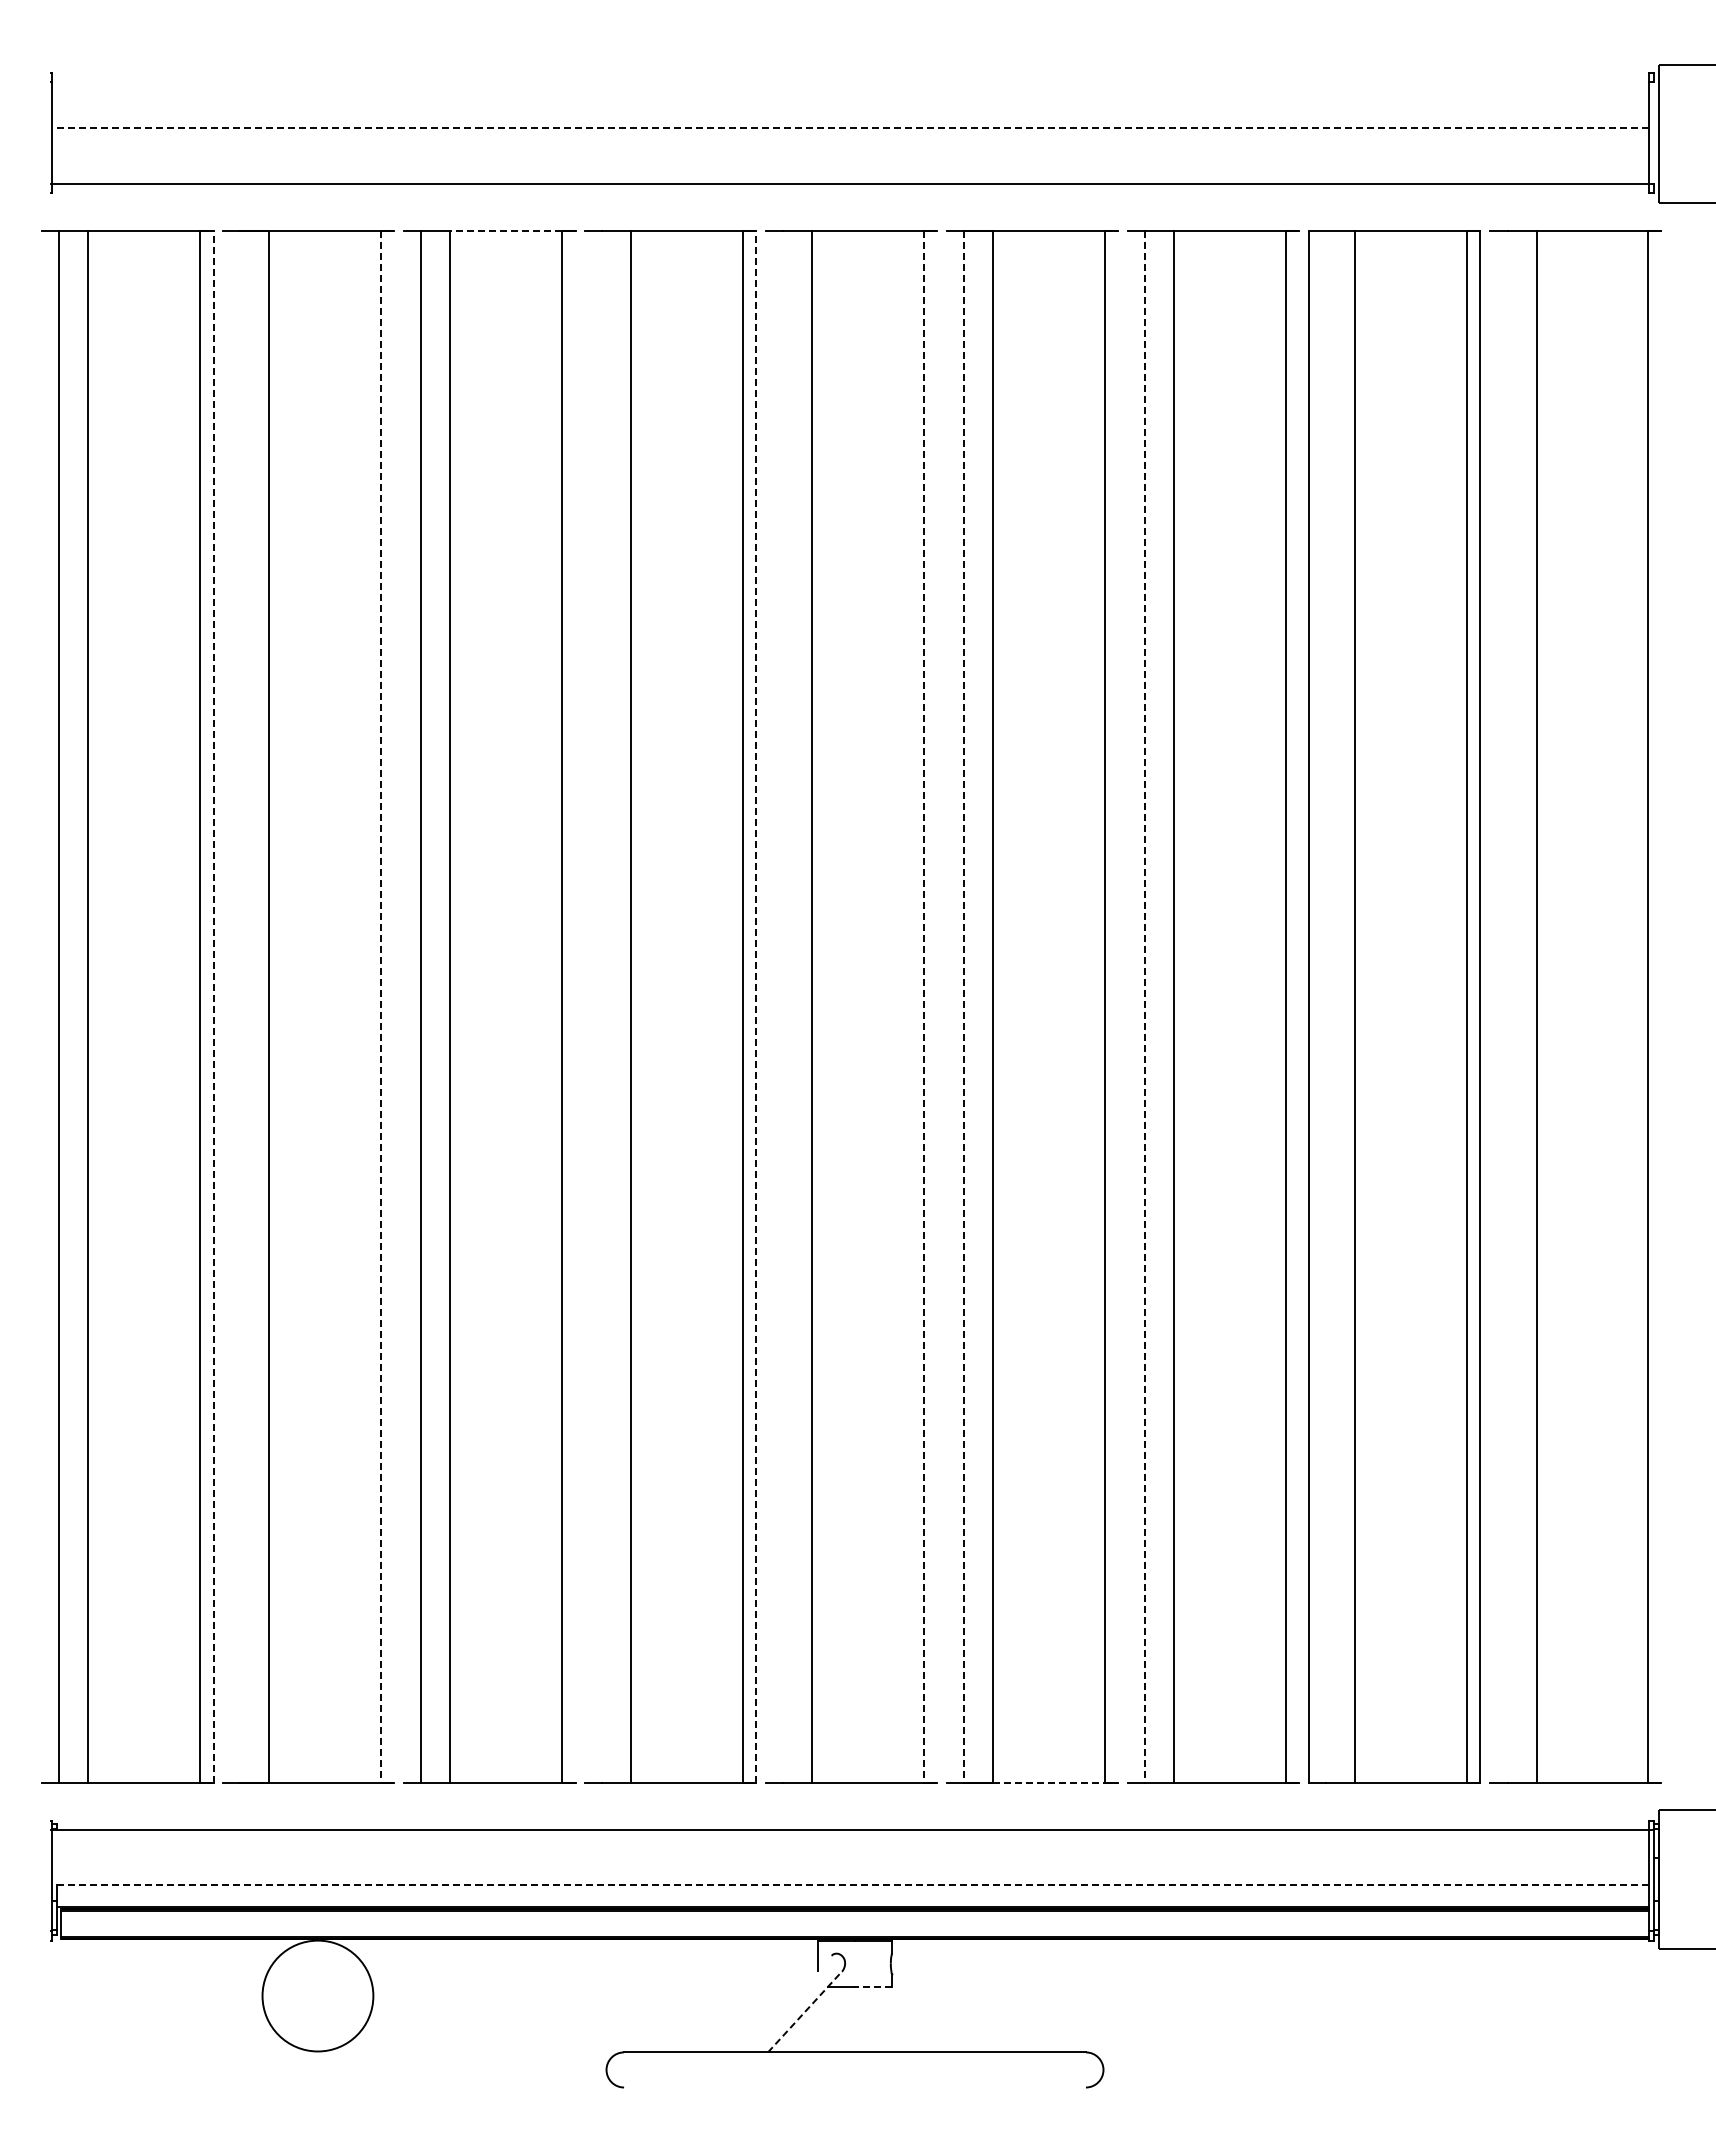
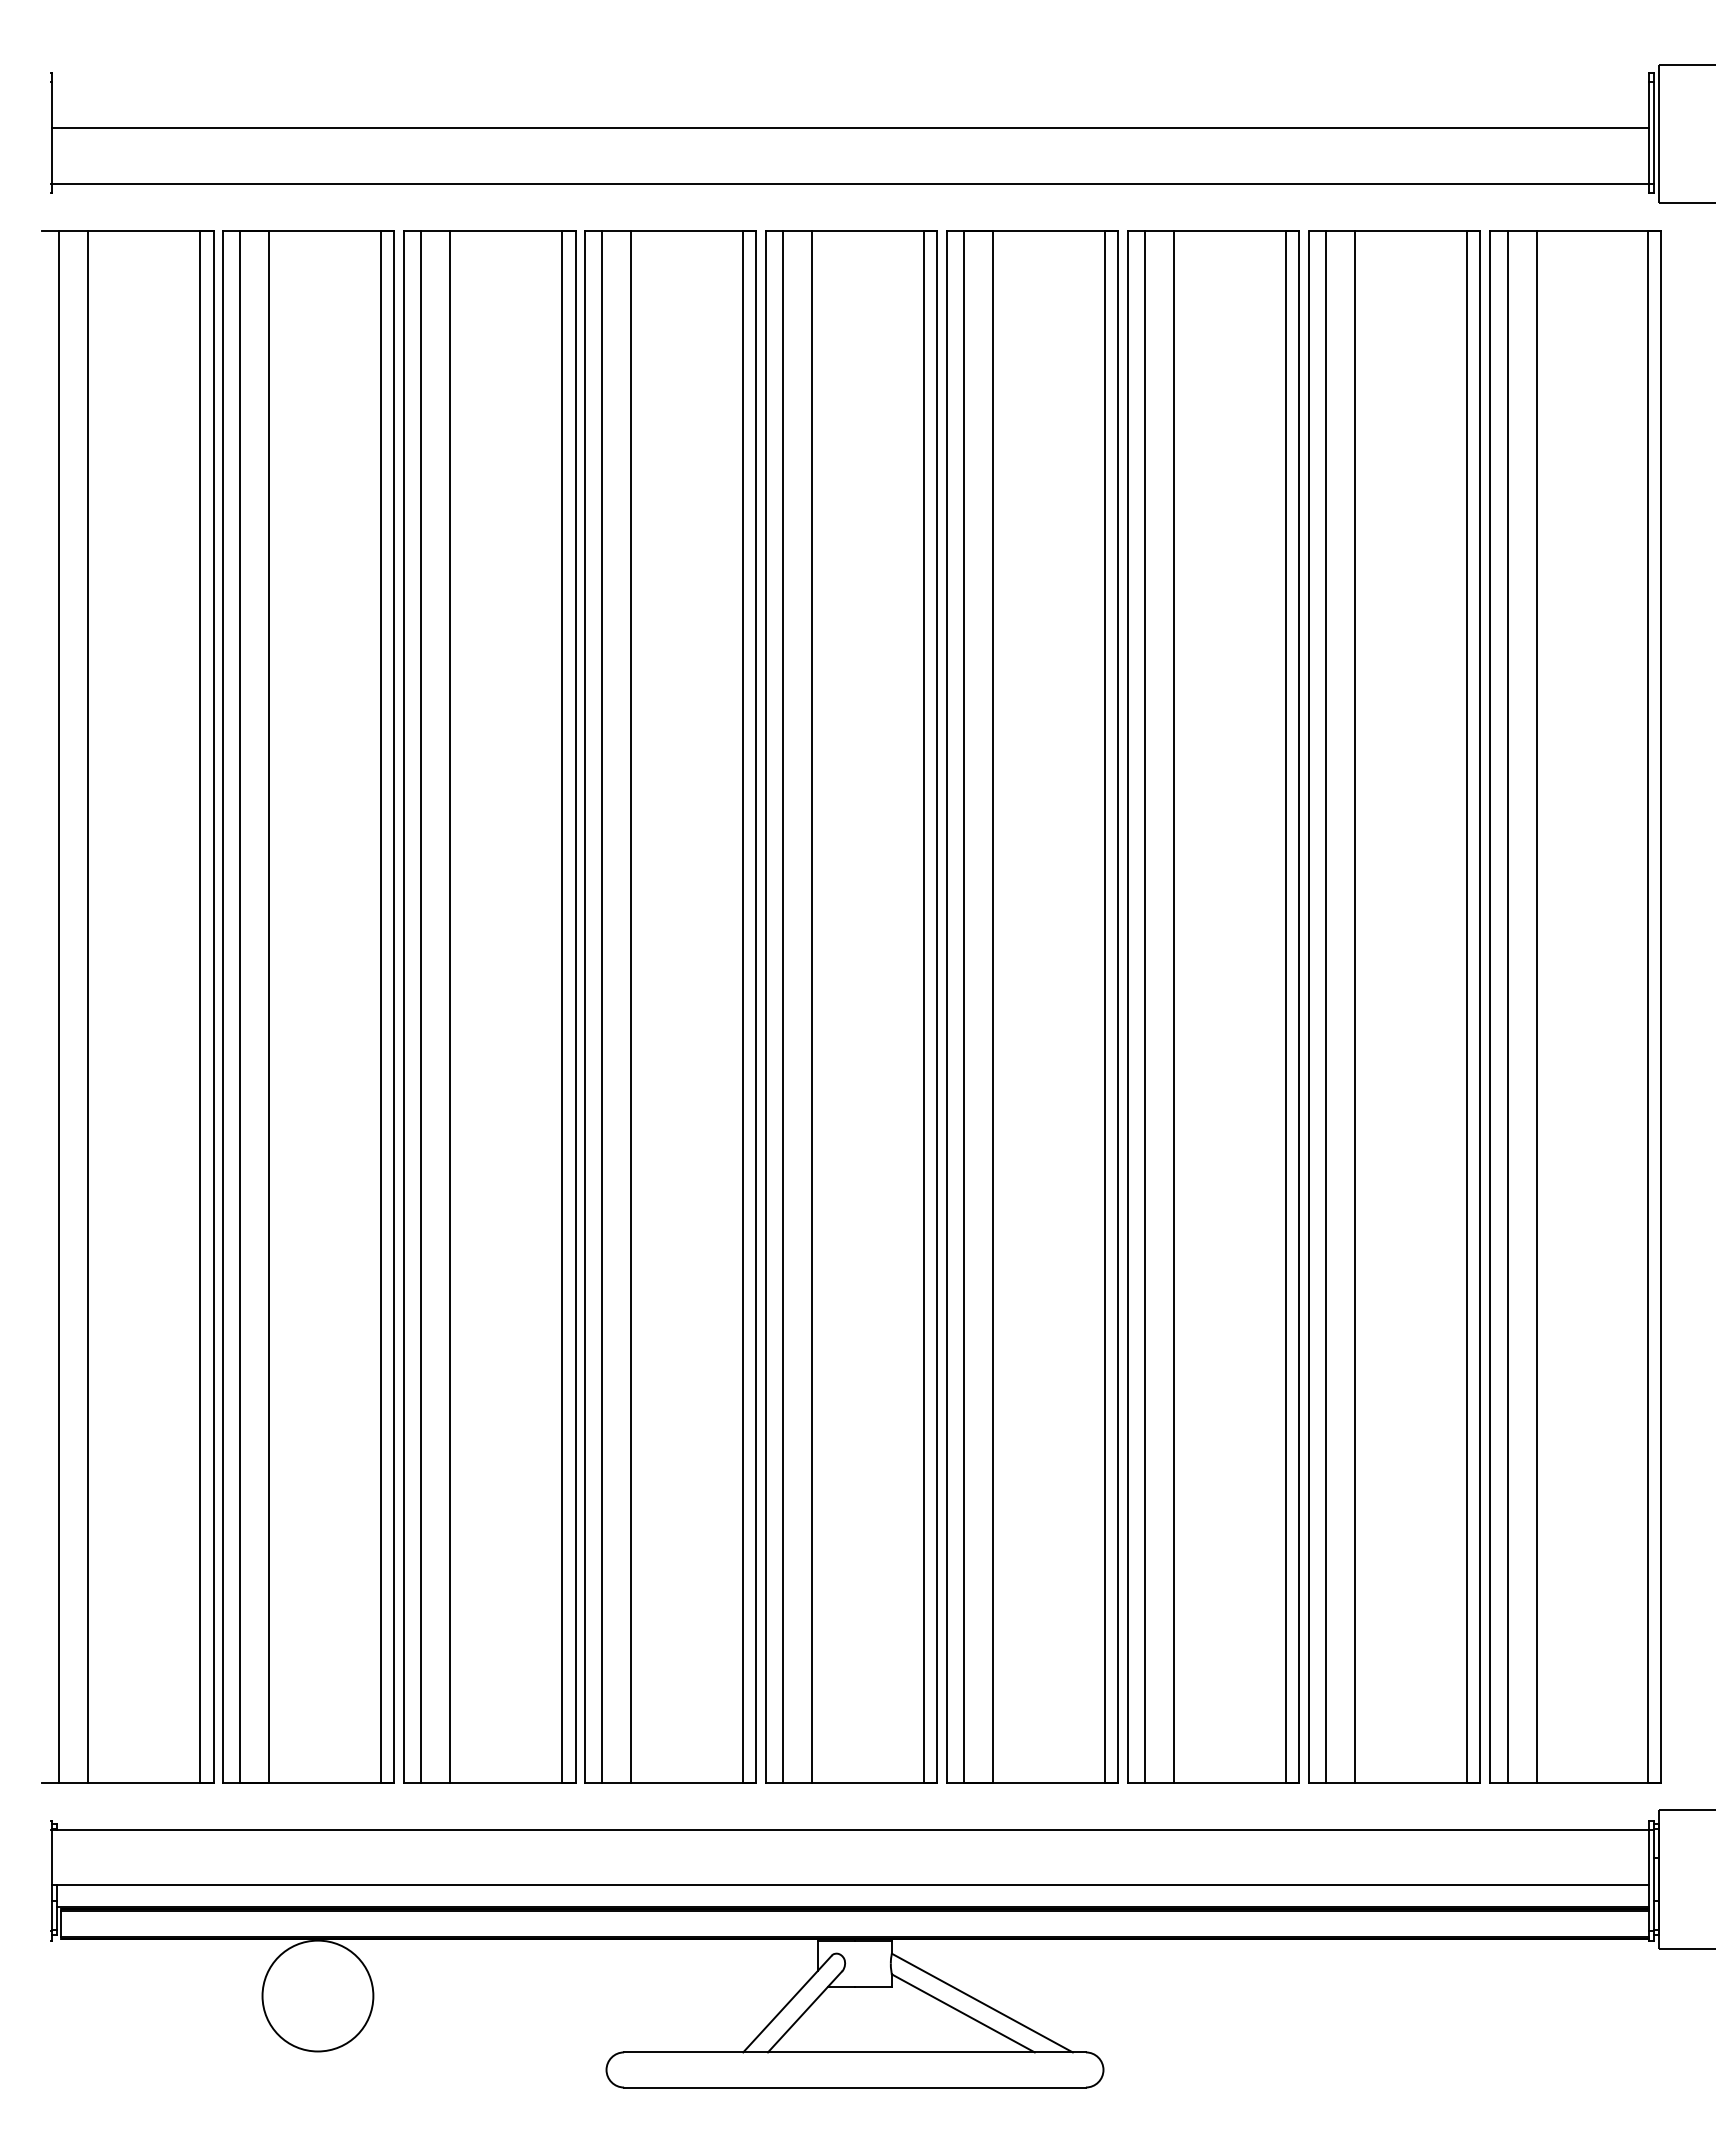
line: dashed -> solid (849, 128)
line: none -> present (1654, 132)
line: dashed -> solid (506, 230)
line: dashed -> solid (213, 1006)
line: none -> present (223, 1006)
line: none -> present (240, 1006)
line: dashed -> solid (381, 1006)
line: none -> present (394, 1006)
line: none -> present (404, 1006)
line: none -> present (575, 1006)
line: none -> present (585, 1006)
line: none -> present (602, 1006)
line: dashed -> solid (756, 1006)
line: none -> present (766, 1006)
line: none -> present (783, 1006)
line: dashed -> solid (924, 1006)
line: none -> present (937, 1006)
line: none -> present (947, 1006)
line: dashed -> solid (964, 1006)
line: none -> present (1118, 1006)
line: none -> present (1128, 1006)
line: dashed -> solid (1145, 1006)
line: none -> present (1299, 1006)
line: none -> present (1326, 1006)
line: none -> present (1490, 1006)
line: none -> present (1507, 1006)
line: none -> present (1661, 1006)
line: dashed -> solid (1049, 1782)
line: dashed -> solid (849, 1885)
line: dashed -> solid (872, 1986)
line: none -> present (981, 2002)
line: none -> present (787, 2003)
line: dashed -> solid (804, 2012)
line: none -> present (962, 2013)
line: none -> present (854, 2087)
